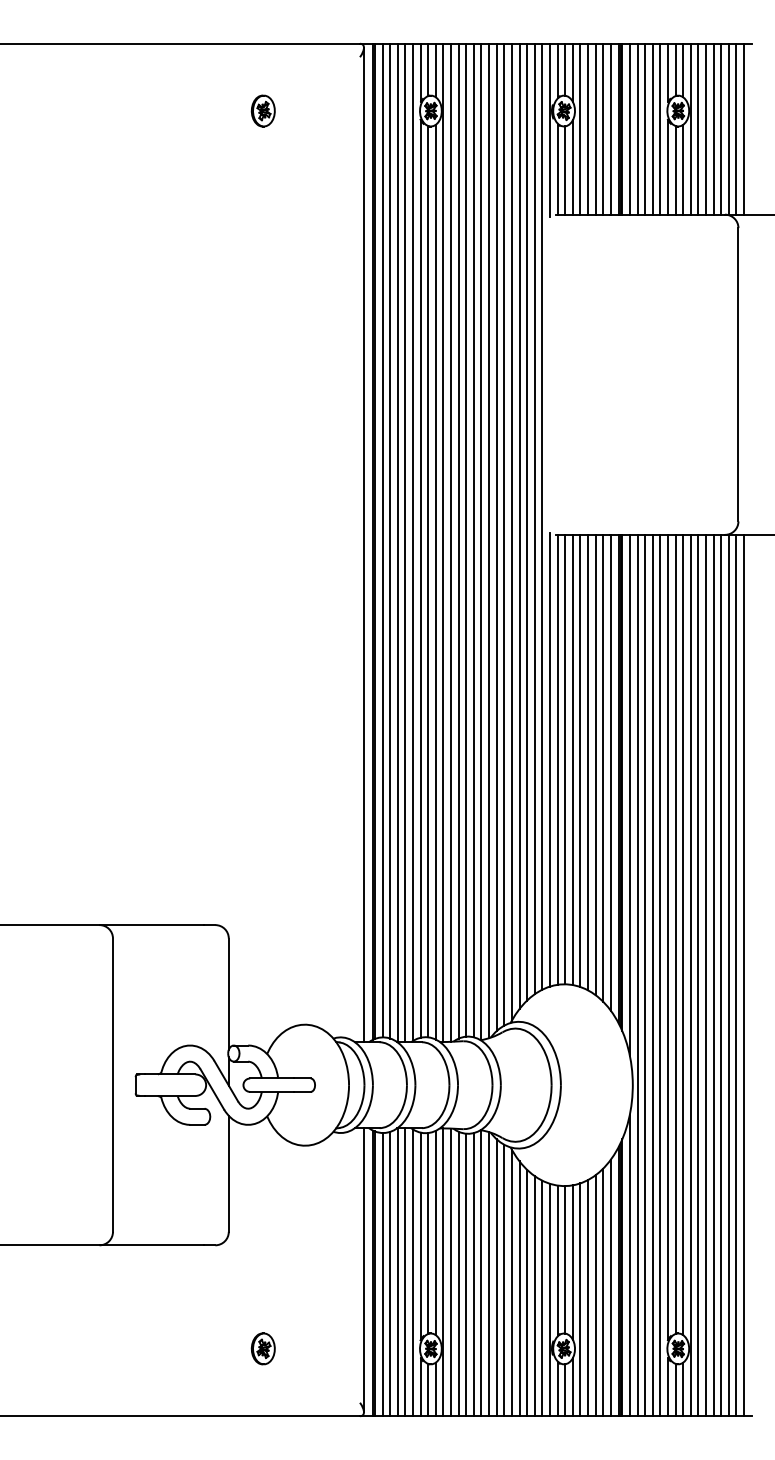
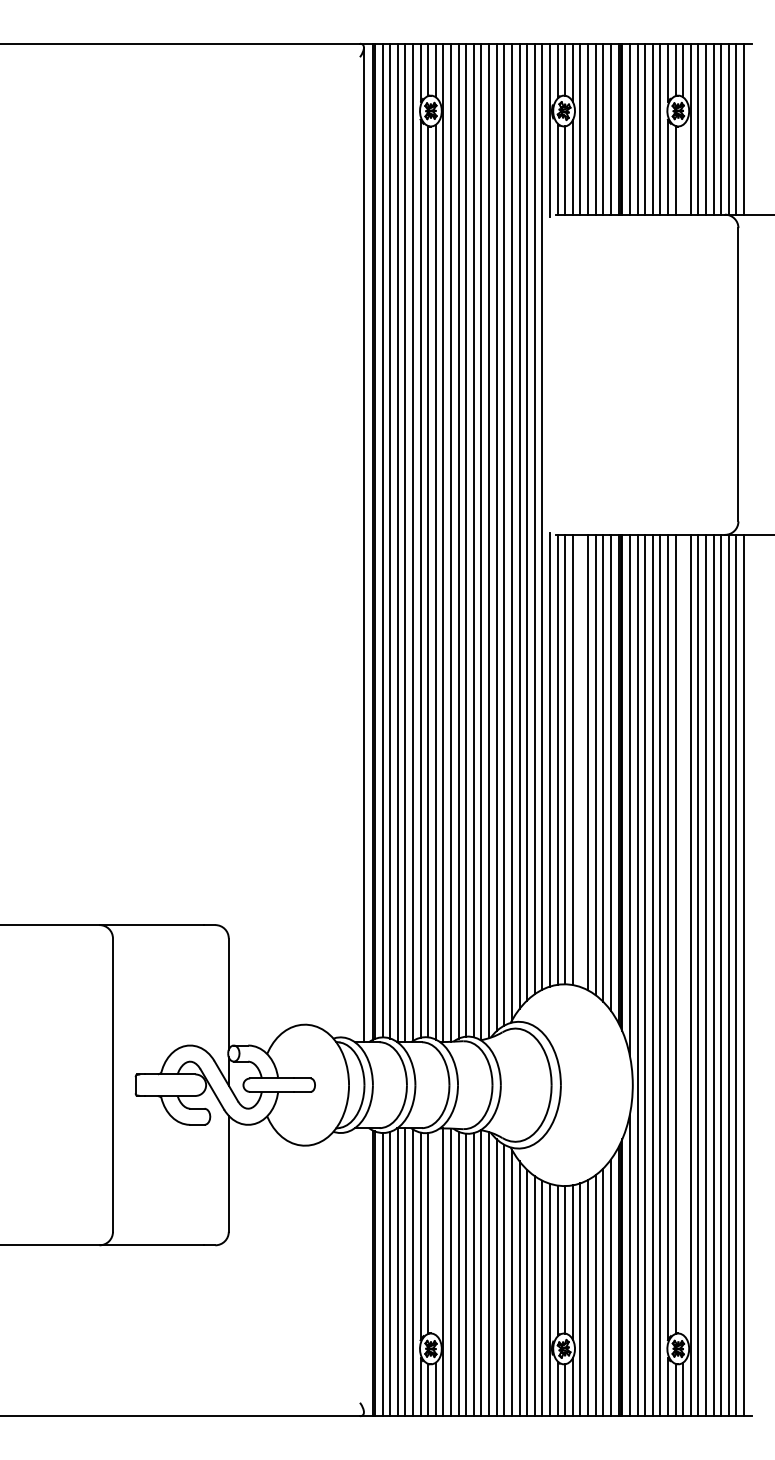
part: present -> none (262, 110)
line: present -> none (683, 169)
line: present -> none (580, 760)
line: present -> none (683, 934)
line: present -> none (435, 1232)
line: present -> none (363, 1270)
part: present -> none (262, 1348)
